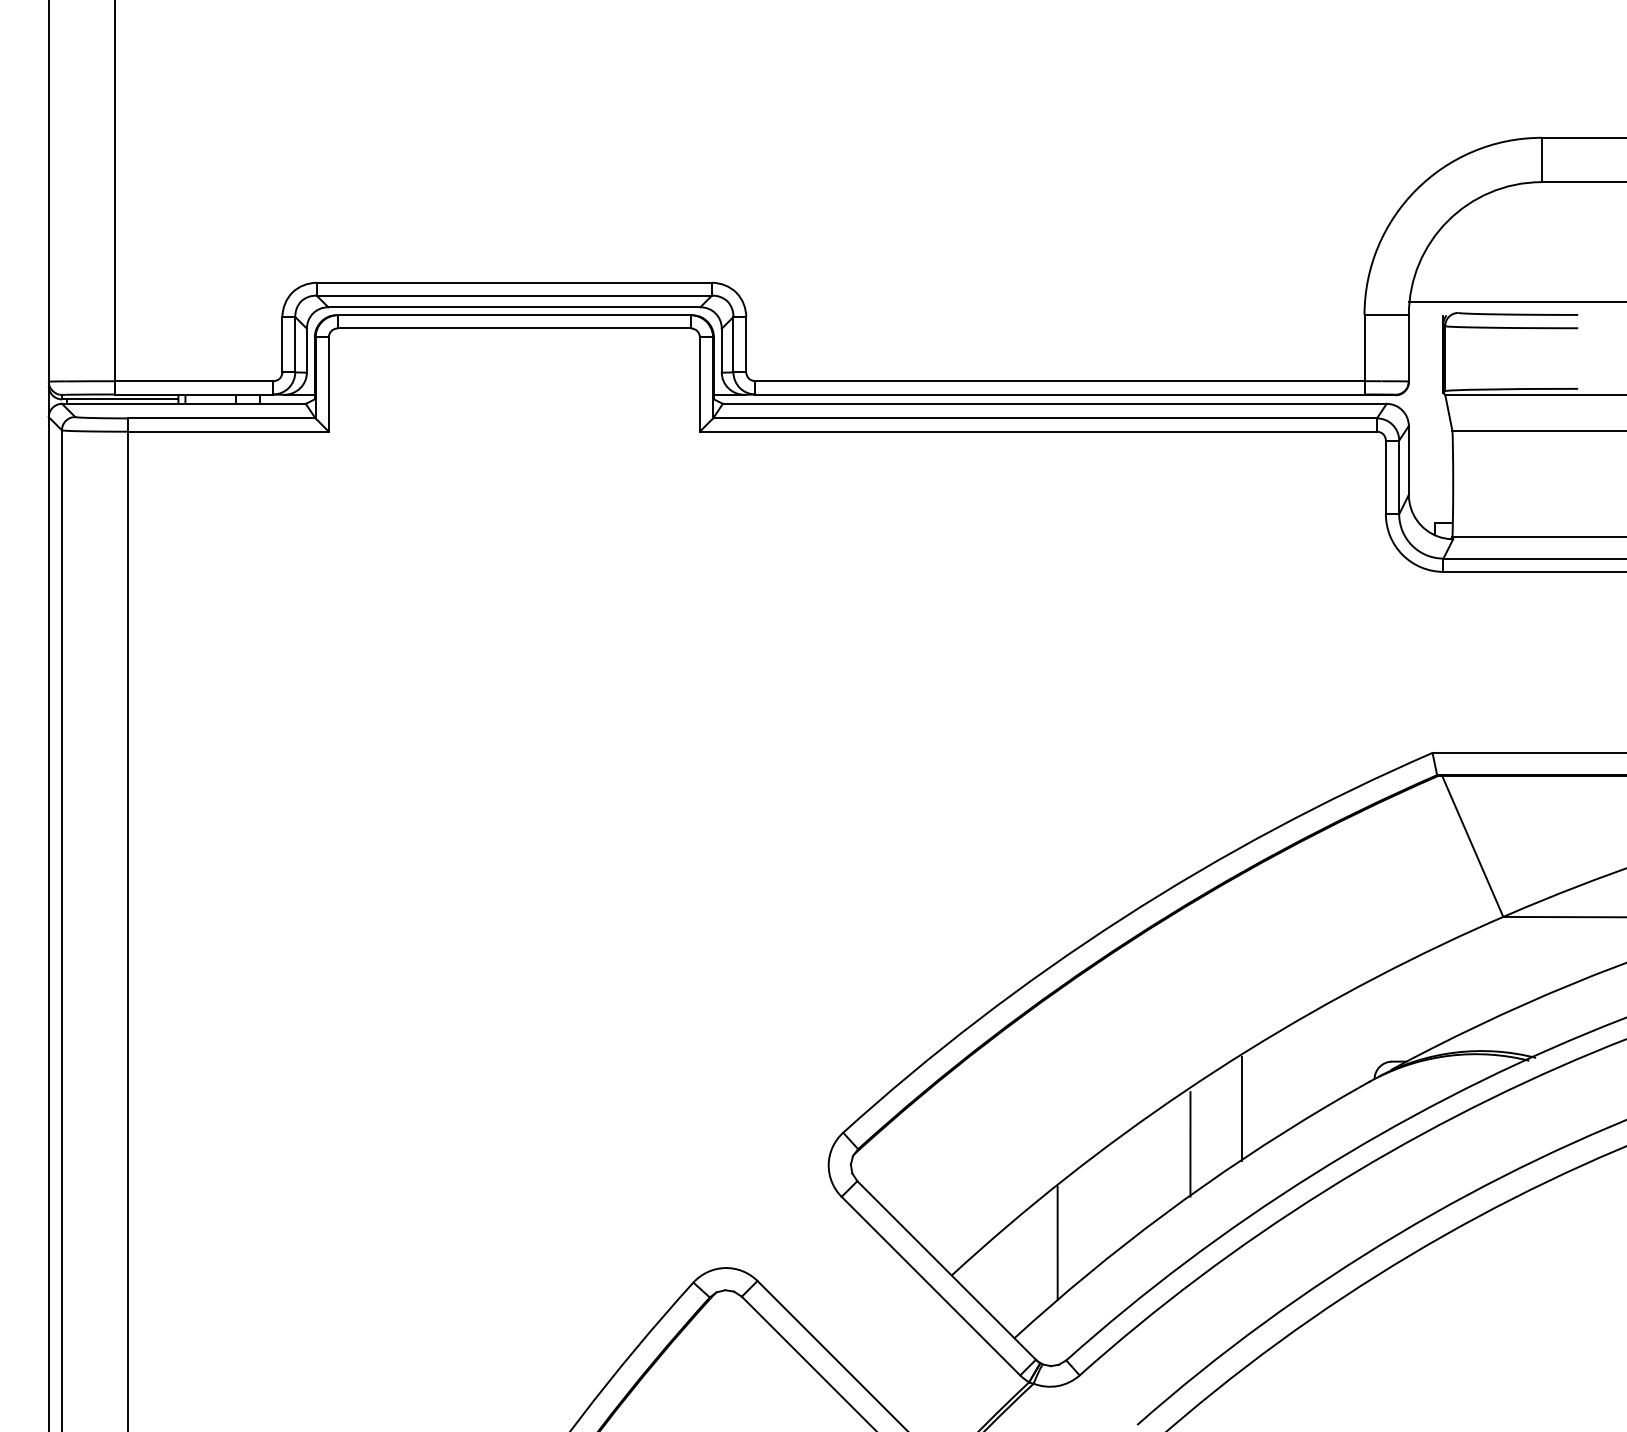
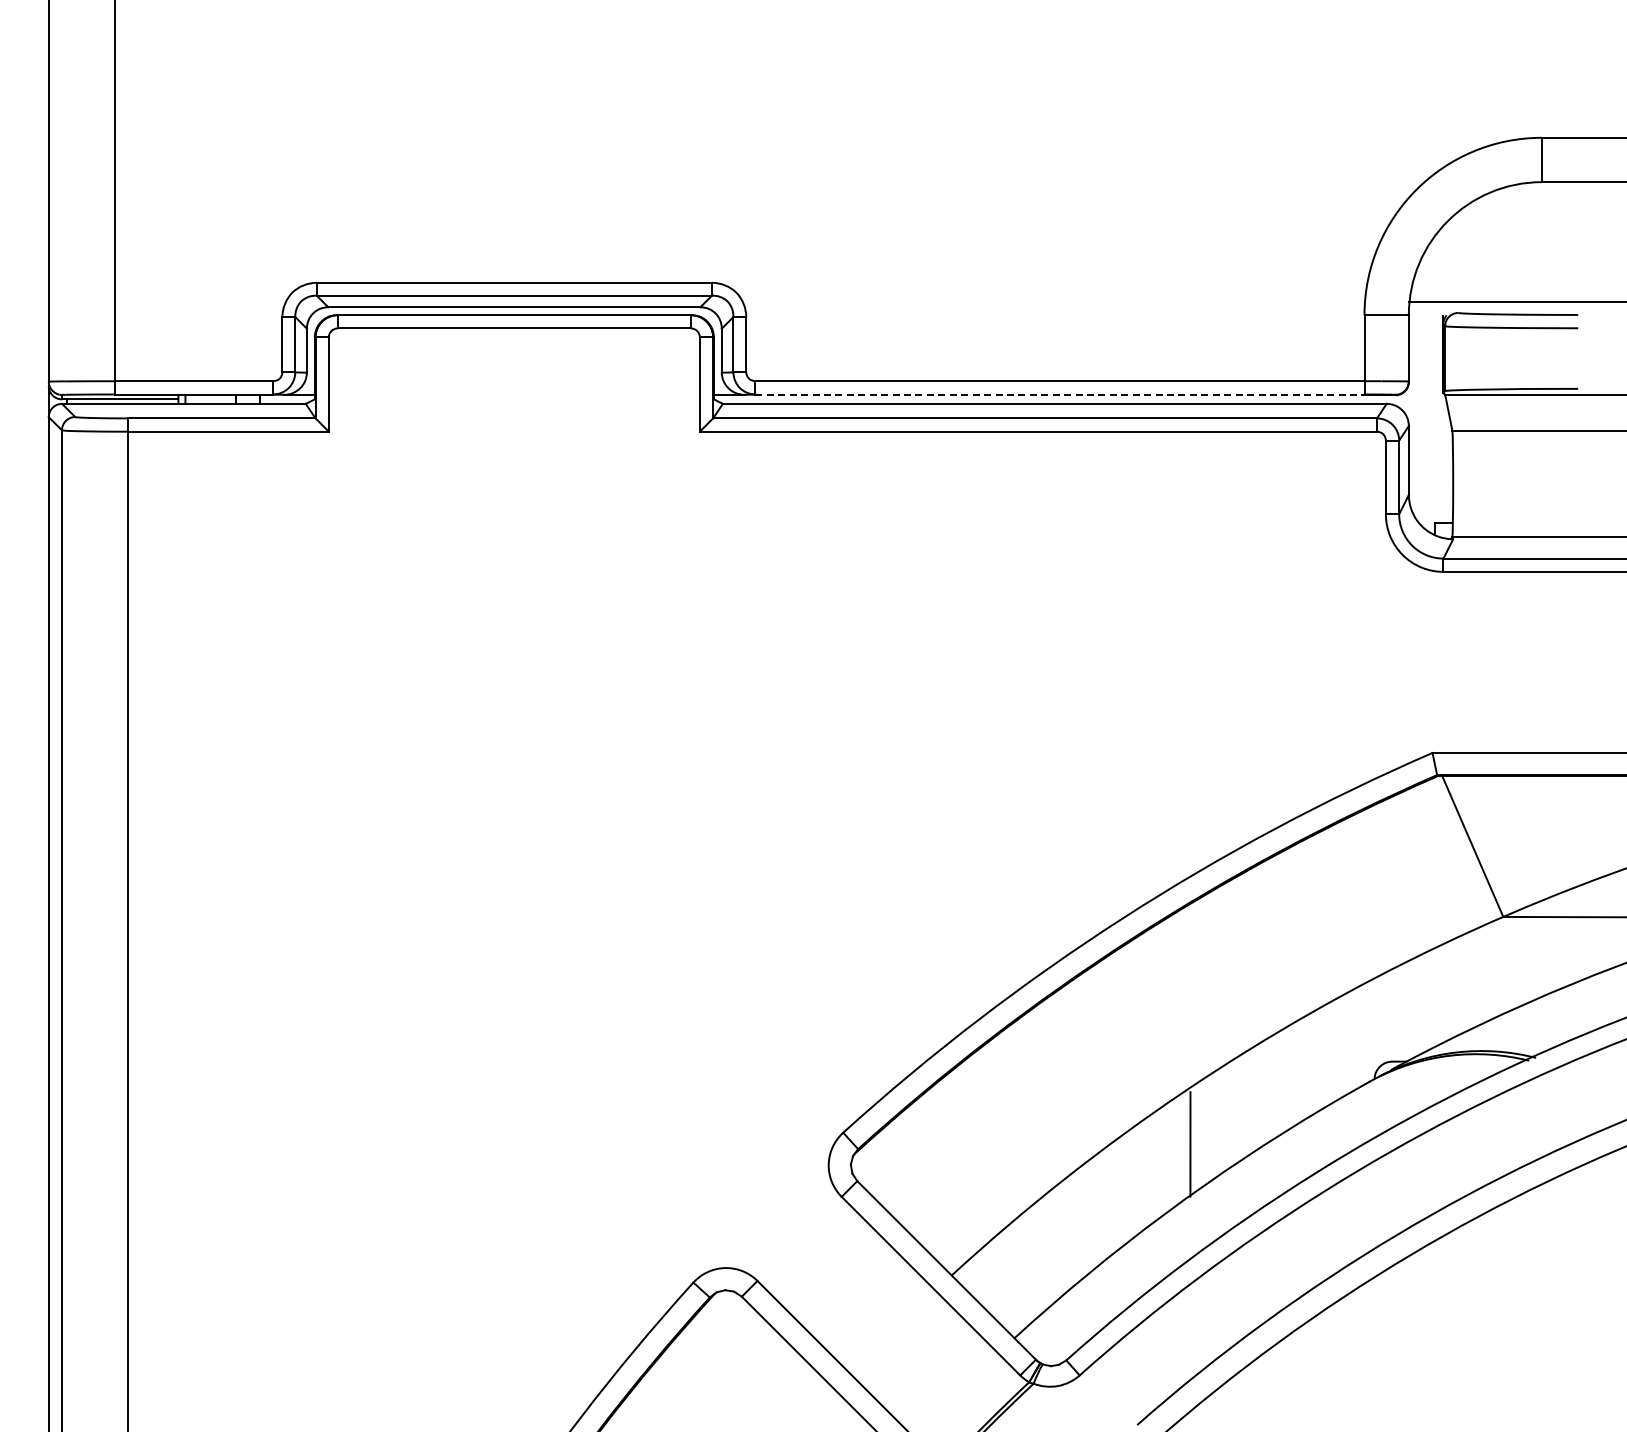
line: solid -> dashed (1059, 394)
line: present -> none (1241, 1108)
line: present -> none (1057, 1242)
